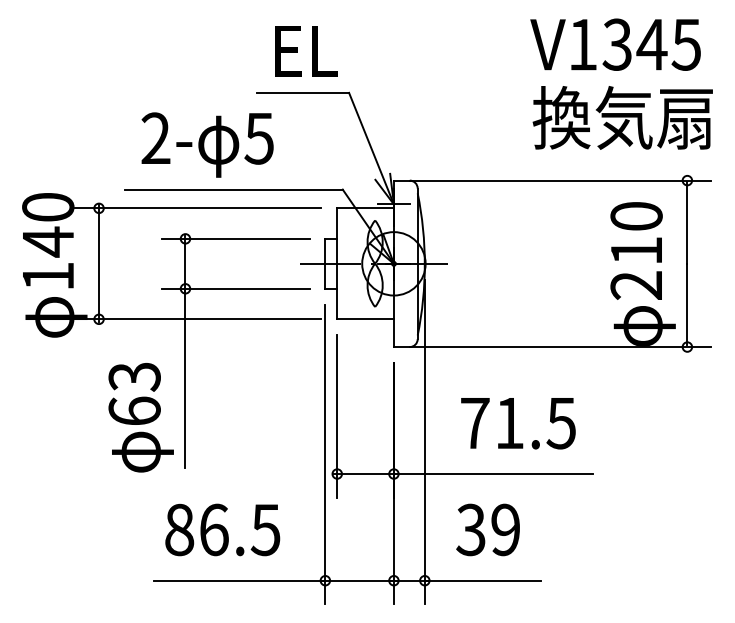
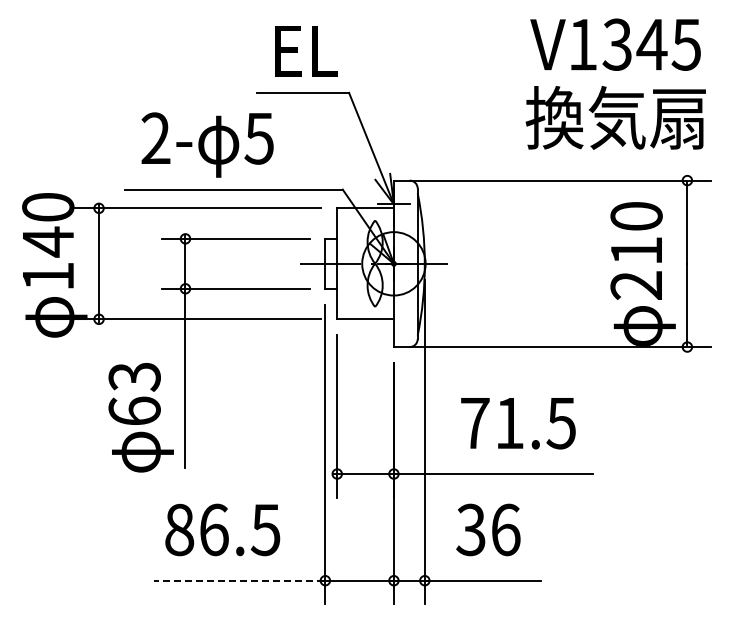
text position: (622, 117) -> (615, 117) (615, 117)
text: 39 -> 36 (505, 529)
line: solid -> dashed (238, 580)
